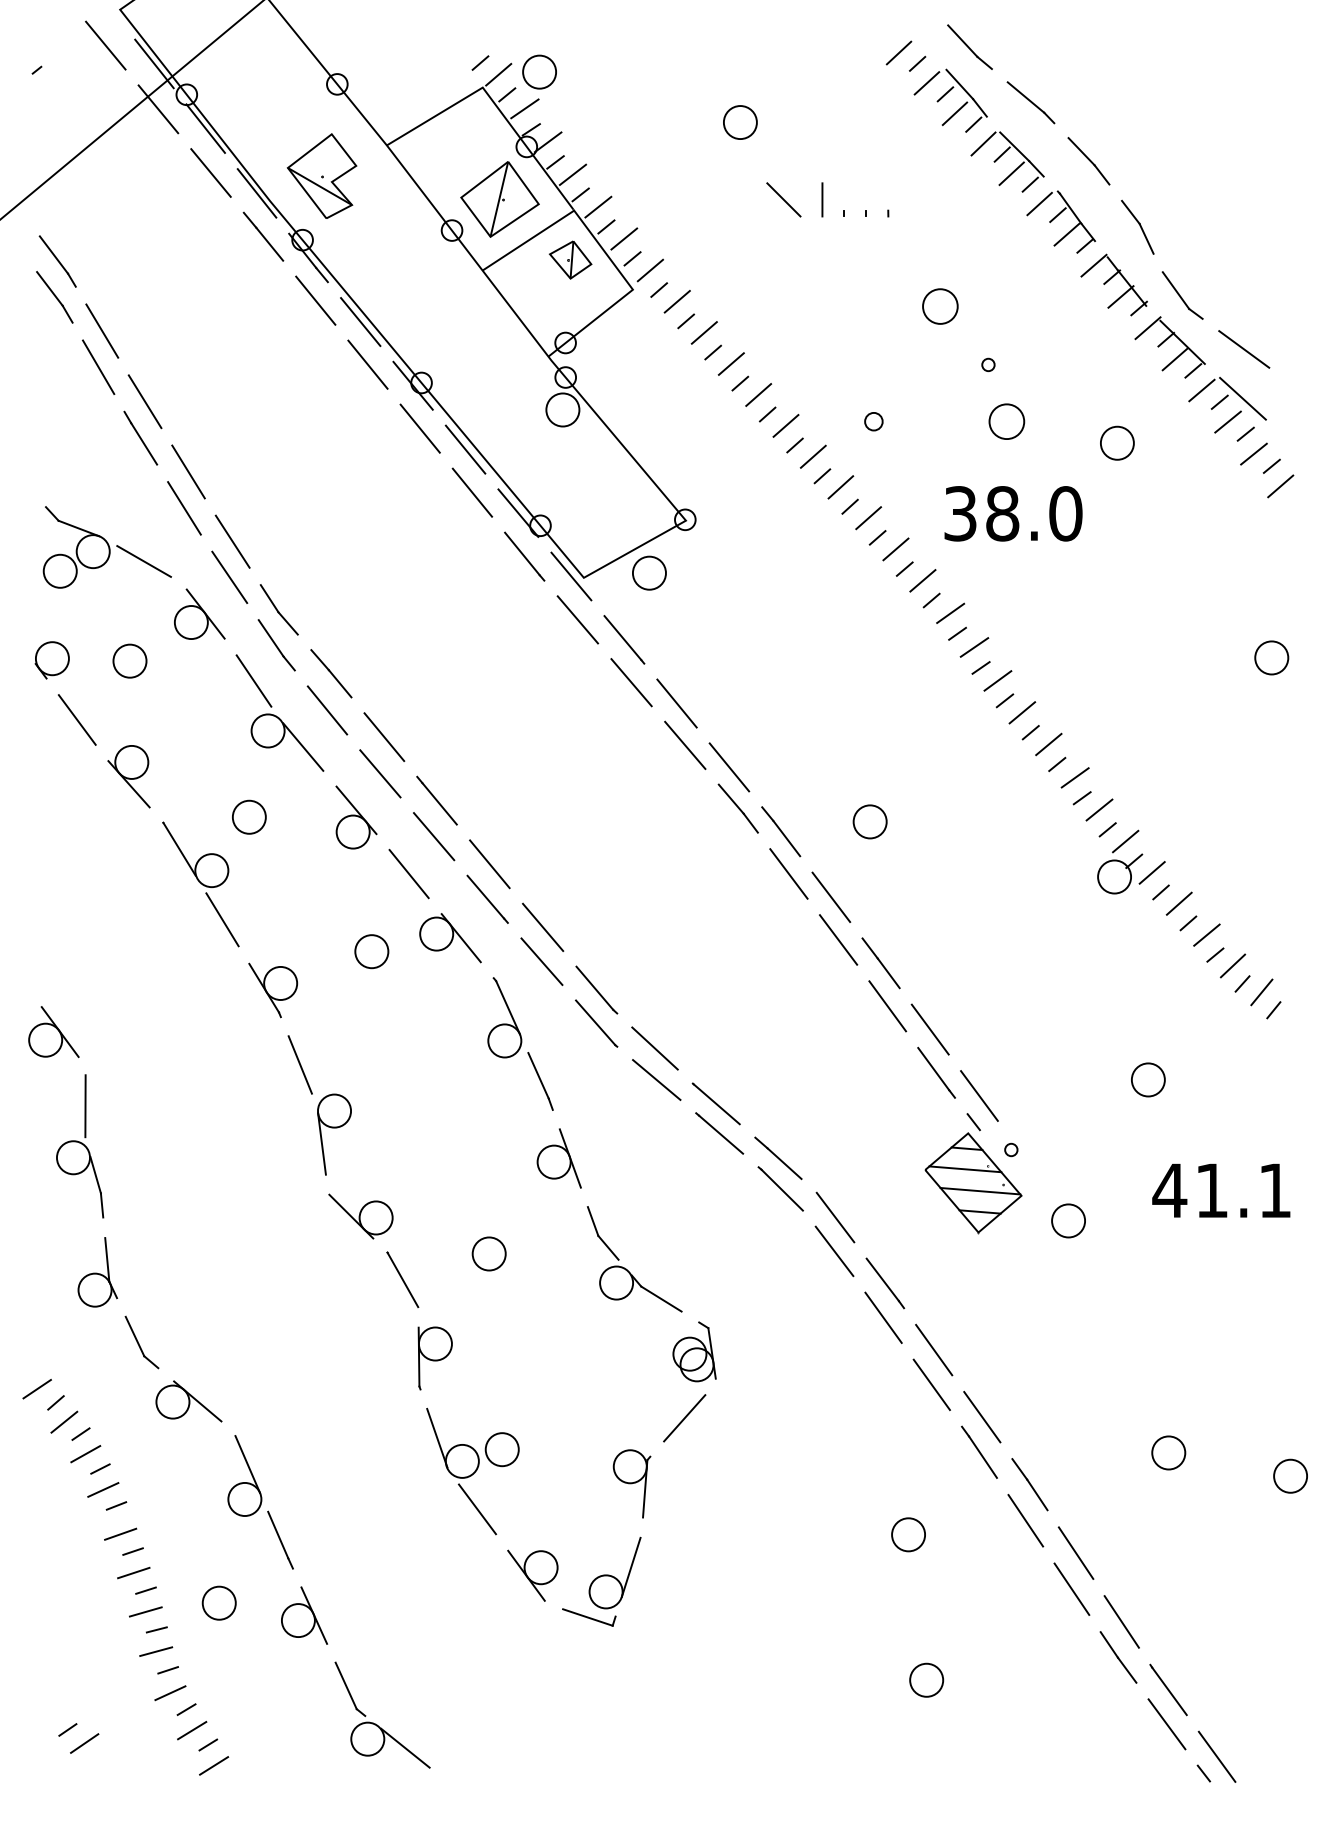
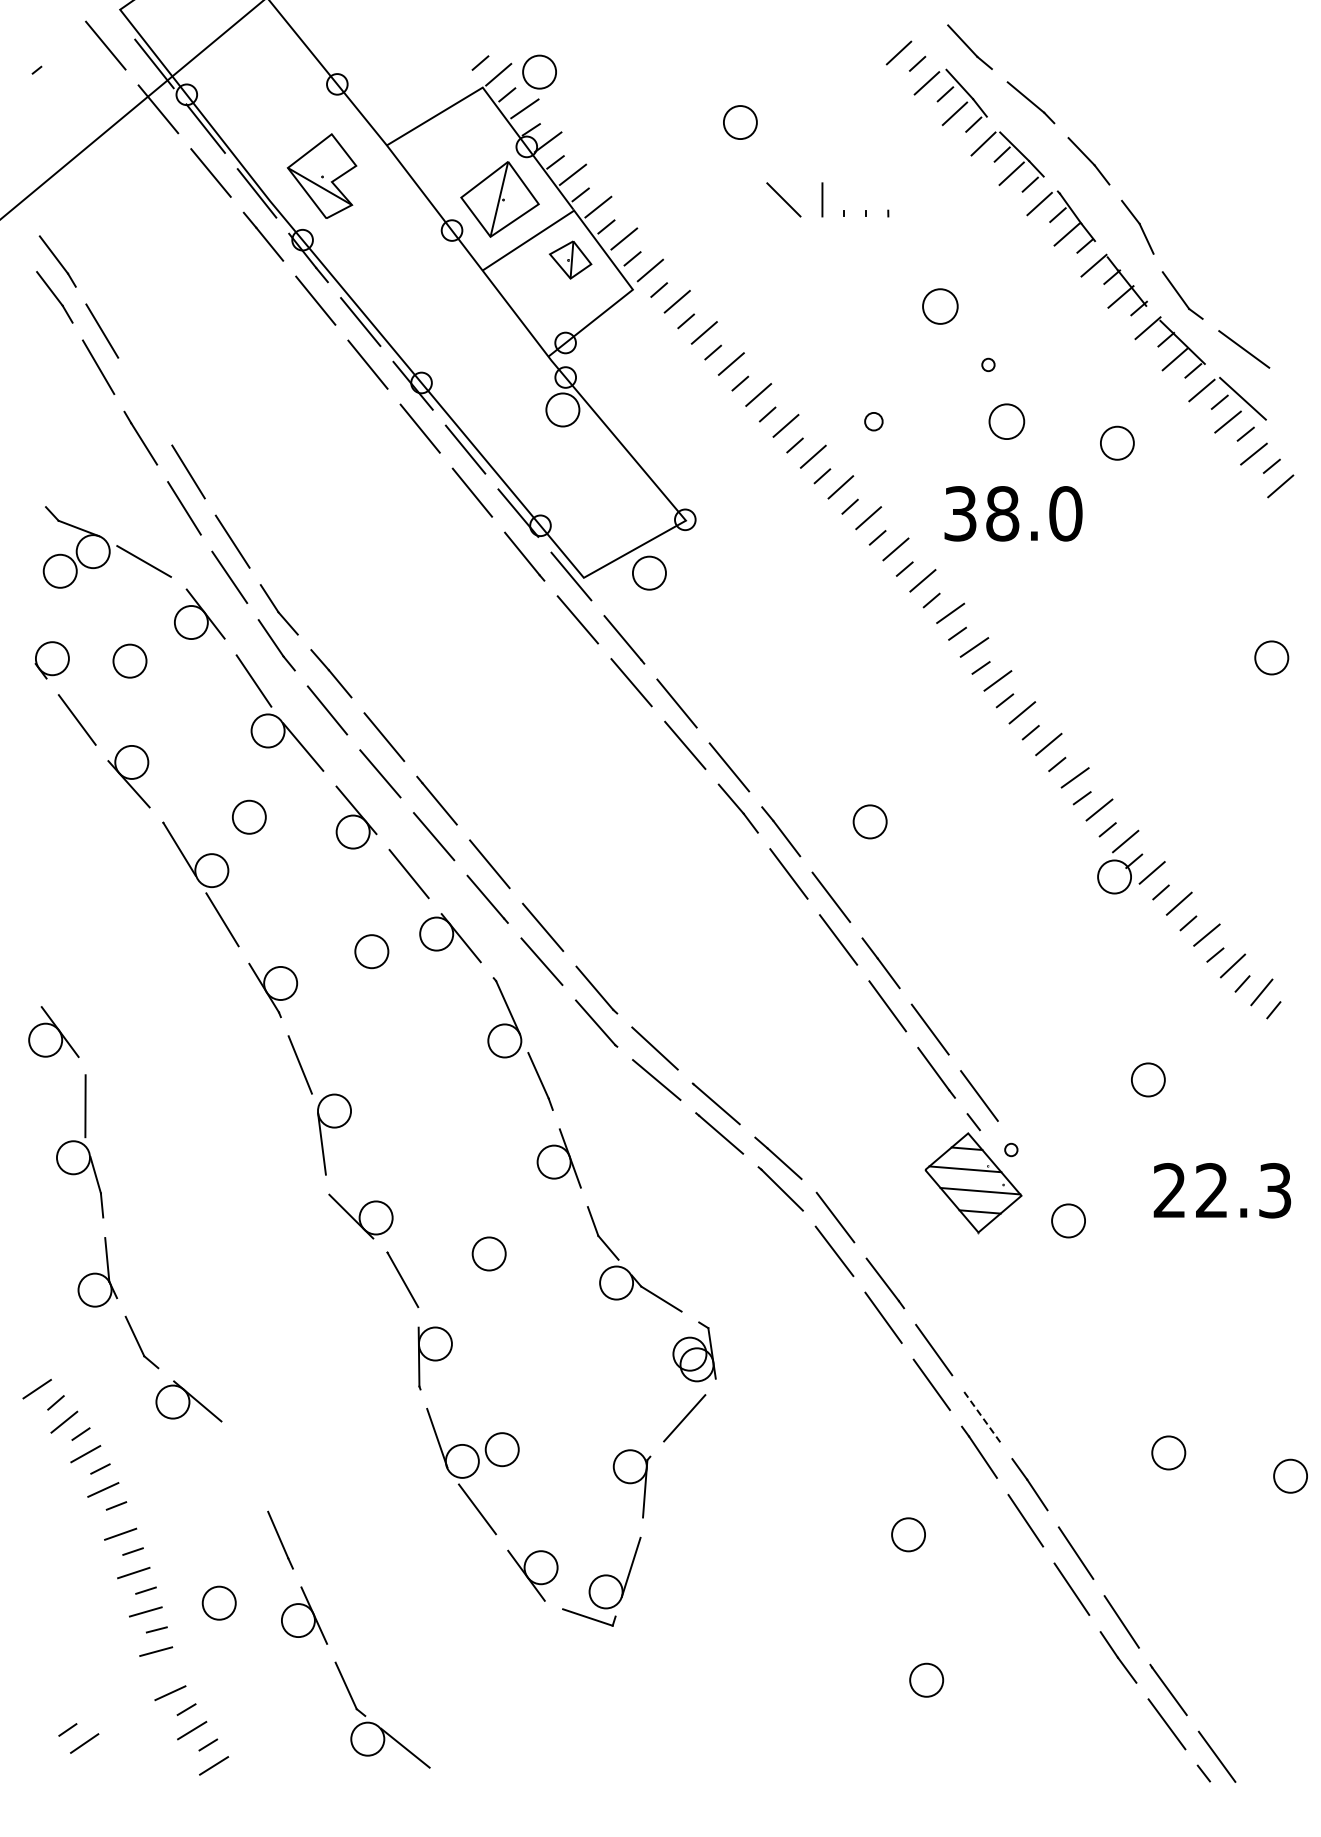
line: present -> none (144, 401)
text: 41.1 -> 22.3 (1221, 1190)
line: solid -> dashed (982, 1417)
part: present -> none (250, 1473)
line: present -> none (167, 1670)
